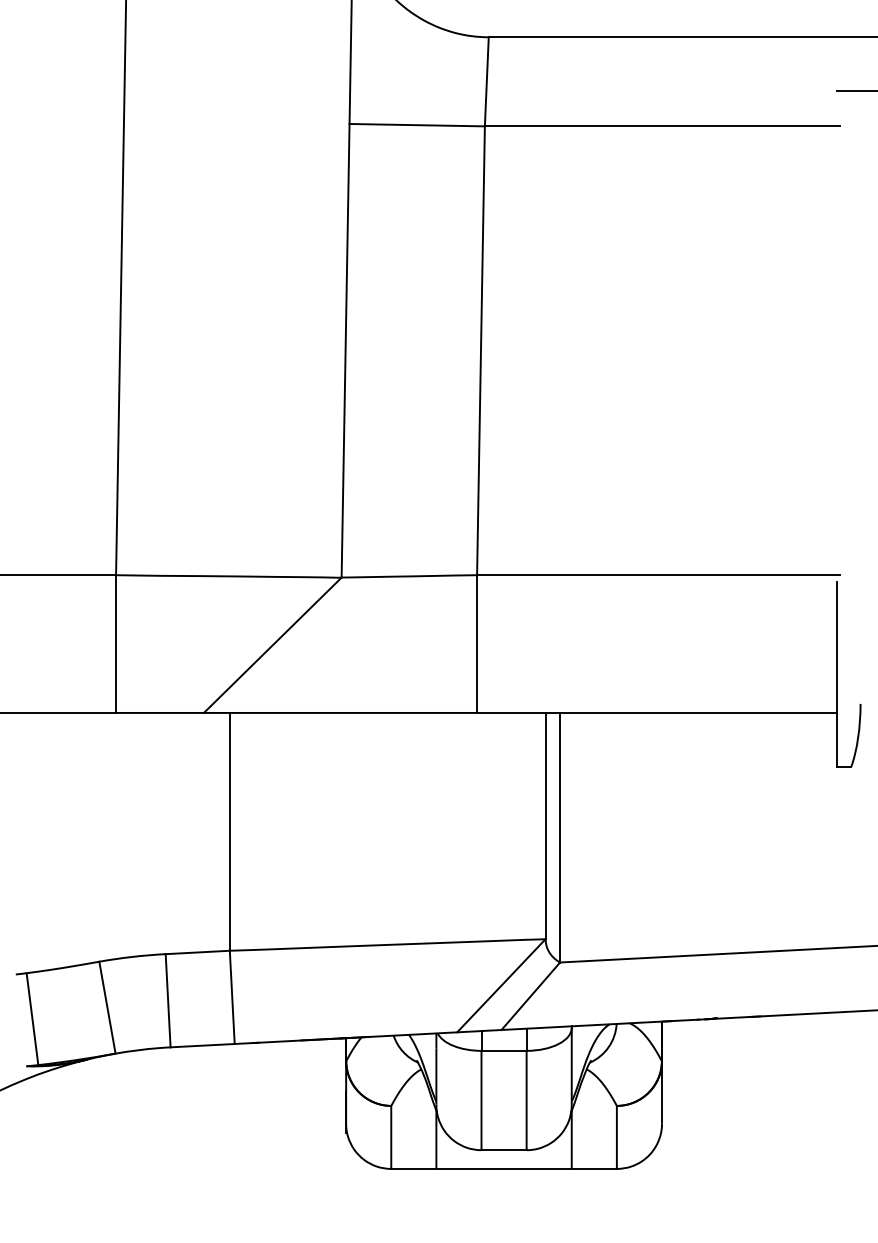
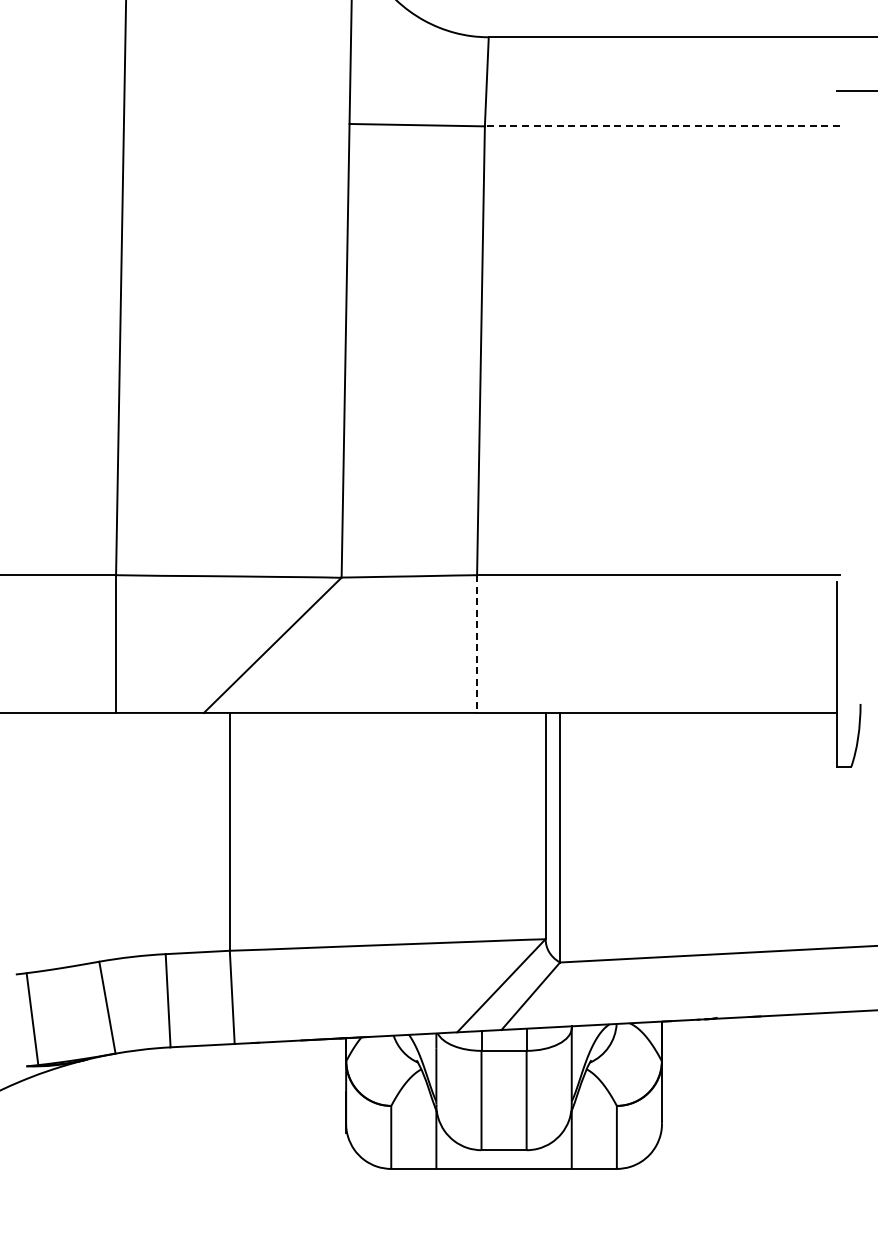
line: solid -> dashed (661, 126)
line: solid -> dashed (477, 644)
